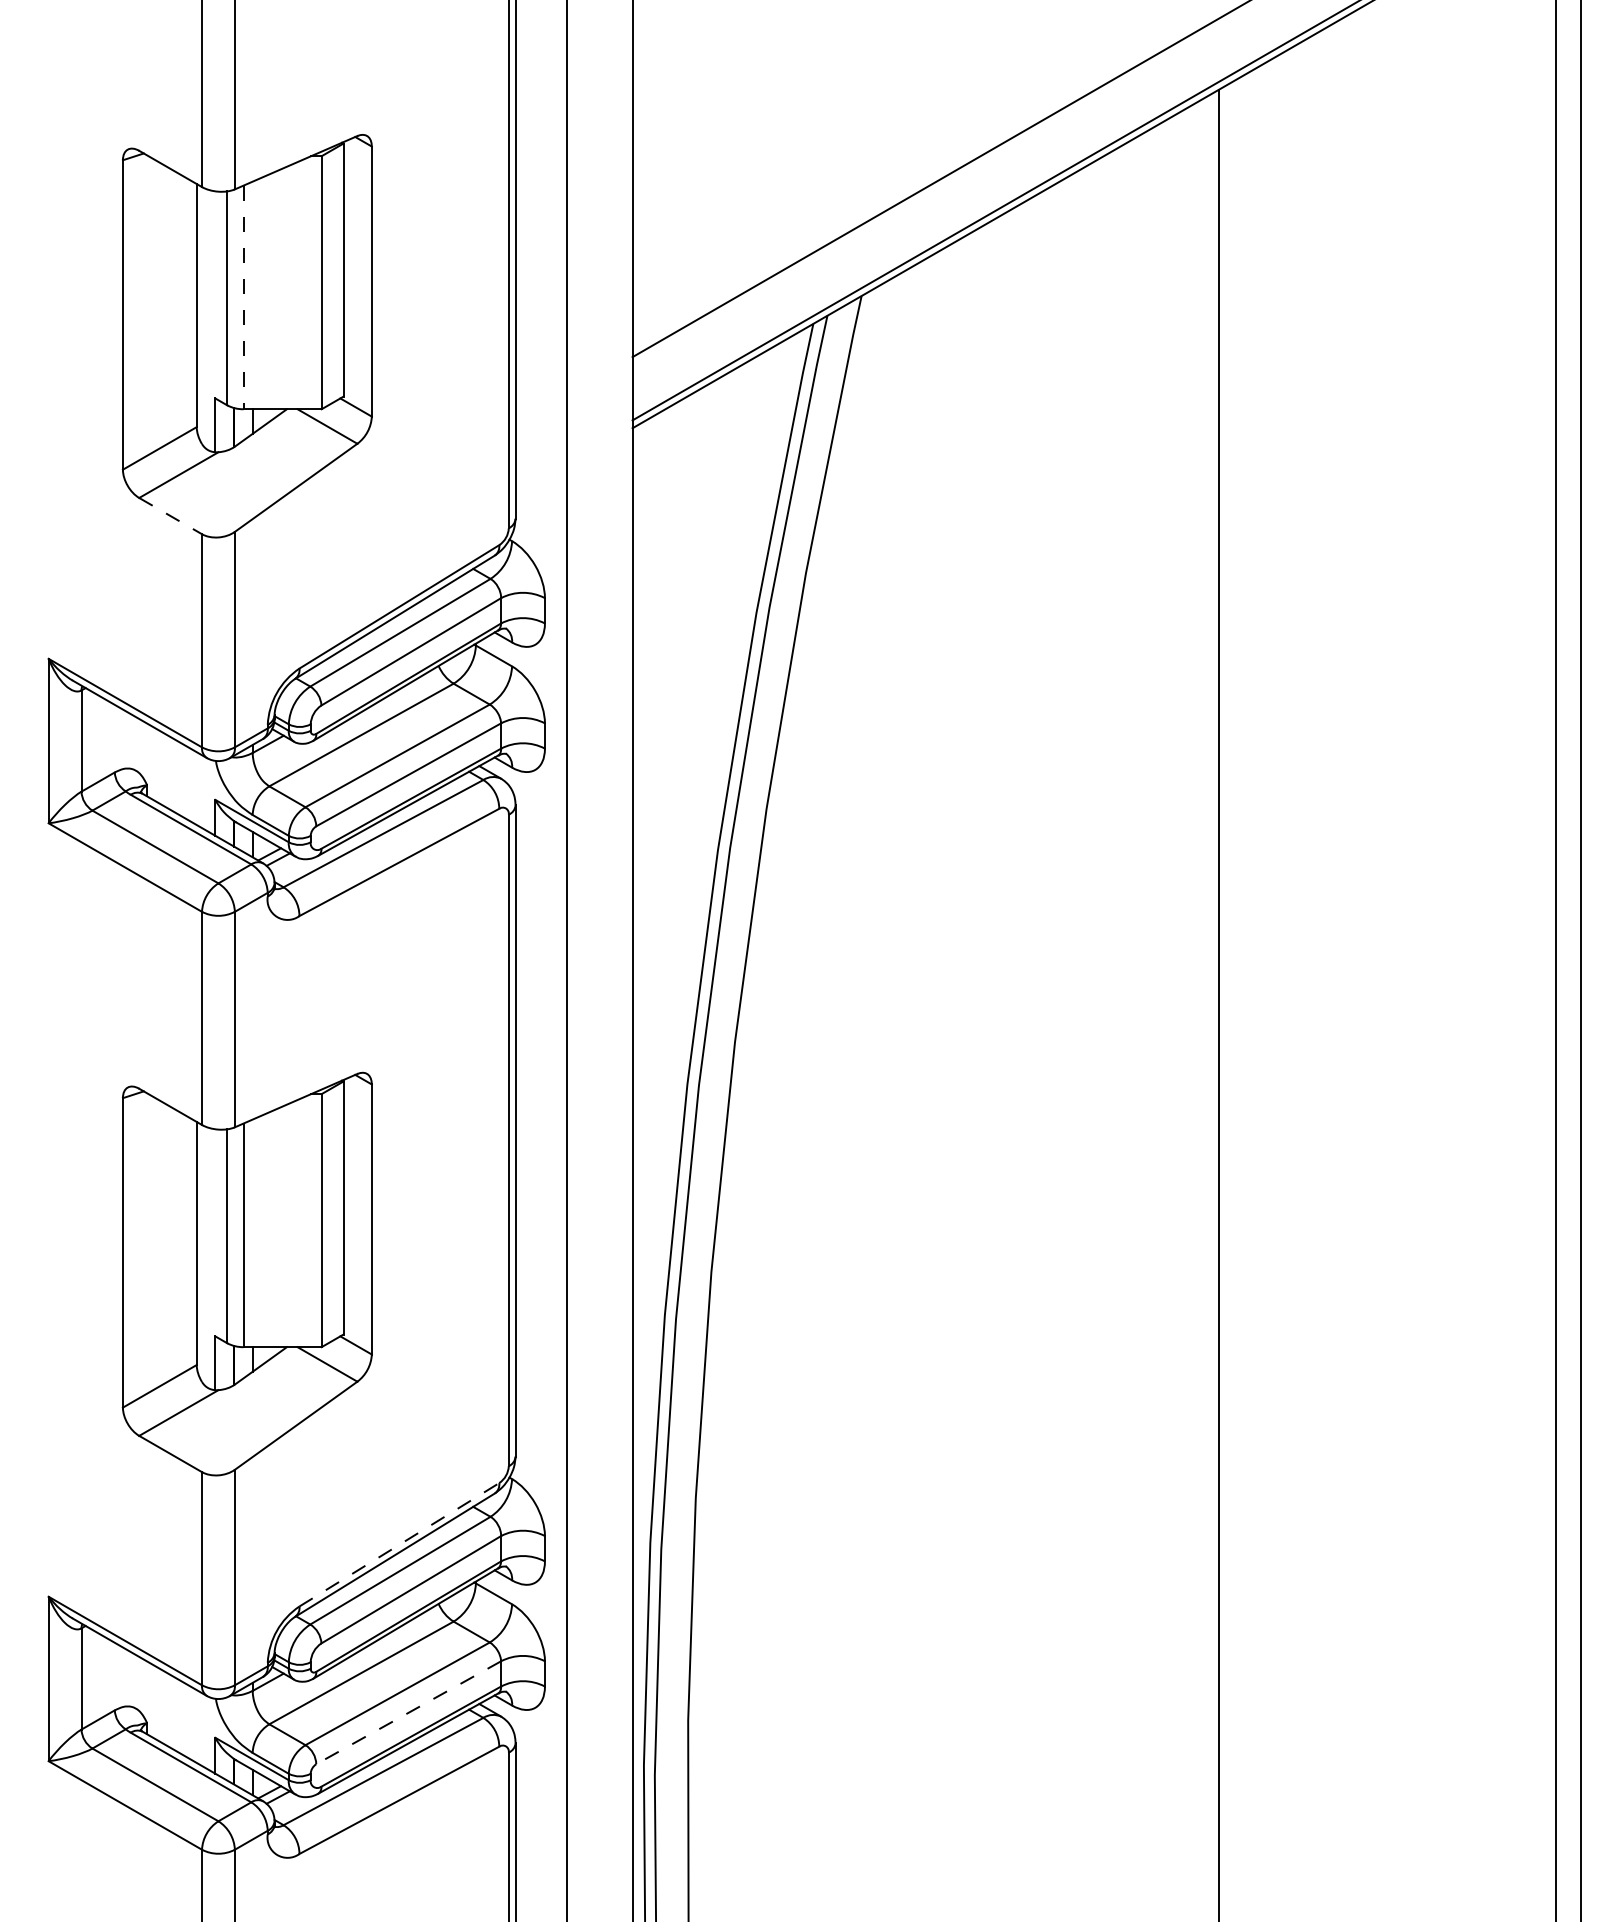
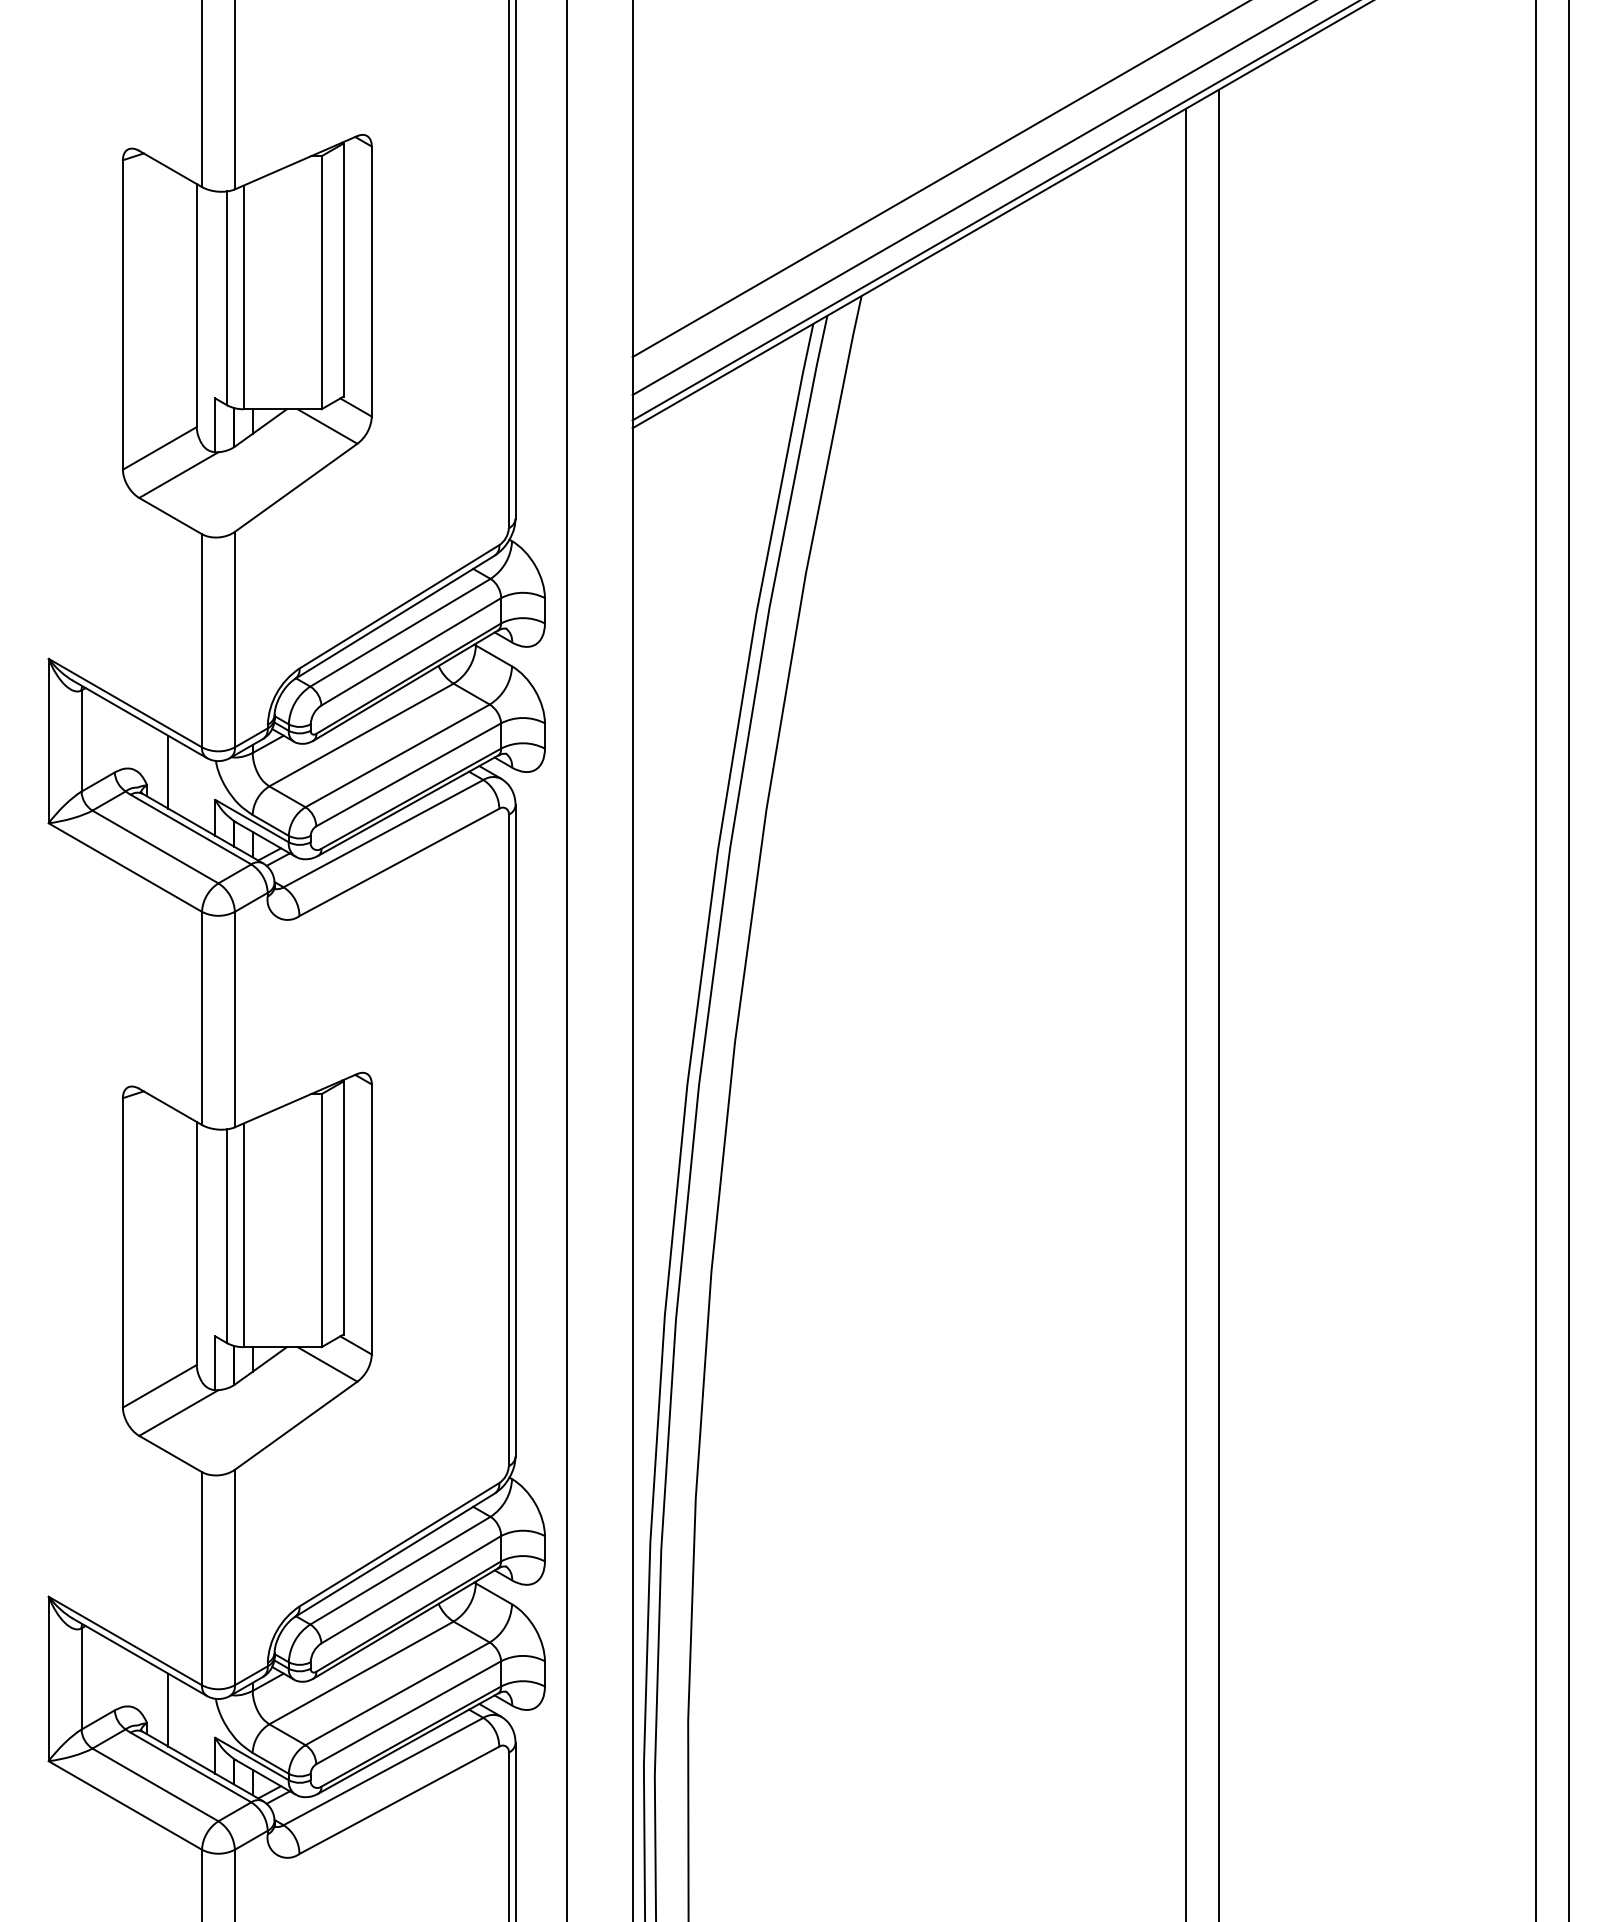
line: none -> present (972, 198)
line: dashed -> solid (243, 297)
line: dashed -> solid (171, 516)
line: none -> present (168, 771)
line position: (1556, 960) -> (1536, 960) (1536, 960)
line position: (1581, 960) -> (1569, 960) (1569, 960)
line: none -> present (1185, 1013)
line: dashed -> solid (399, 1544)
line: none -> present (168, 1709)
line: dashed -> solid (408, 1712)
